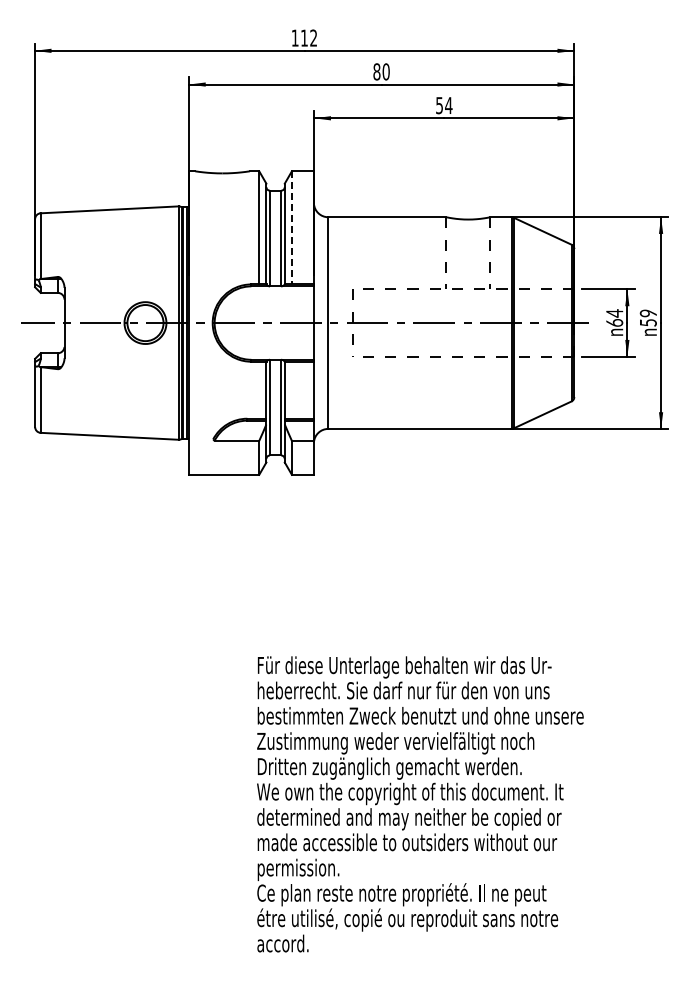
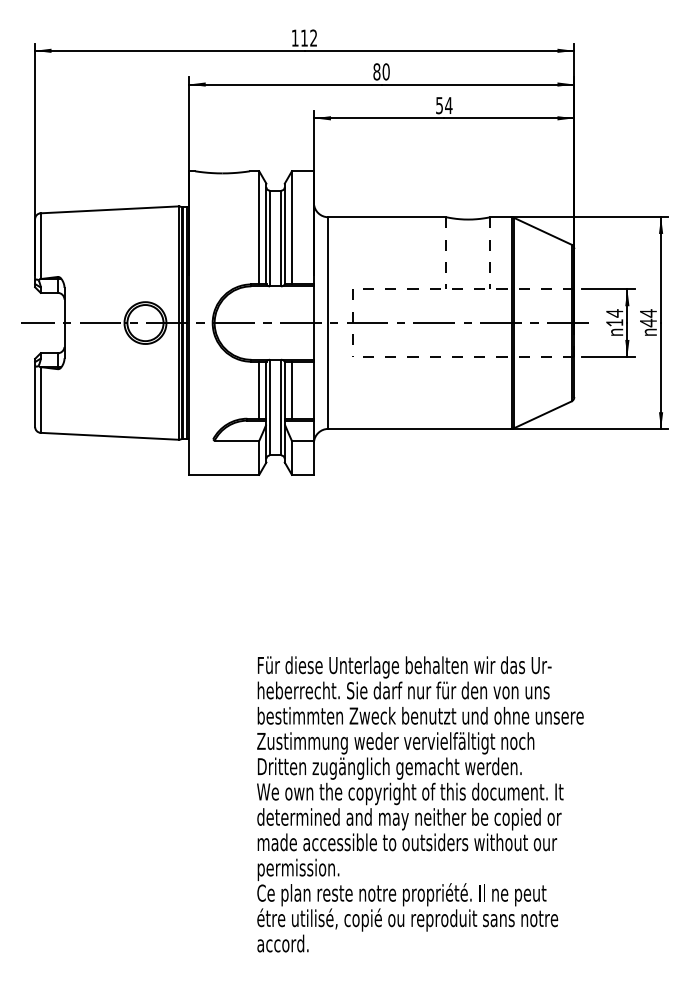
line: dashed -> solid (291, 227)
text: 59 -> 44 (647, 318)
text: 64 -> 14 (614, 322)
line: none -> present (259, 389)
line: none -> present (291, 389)
